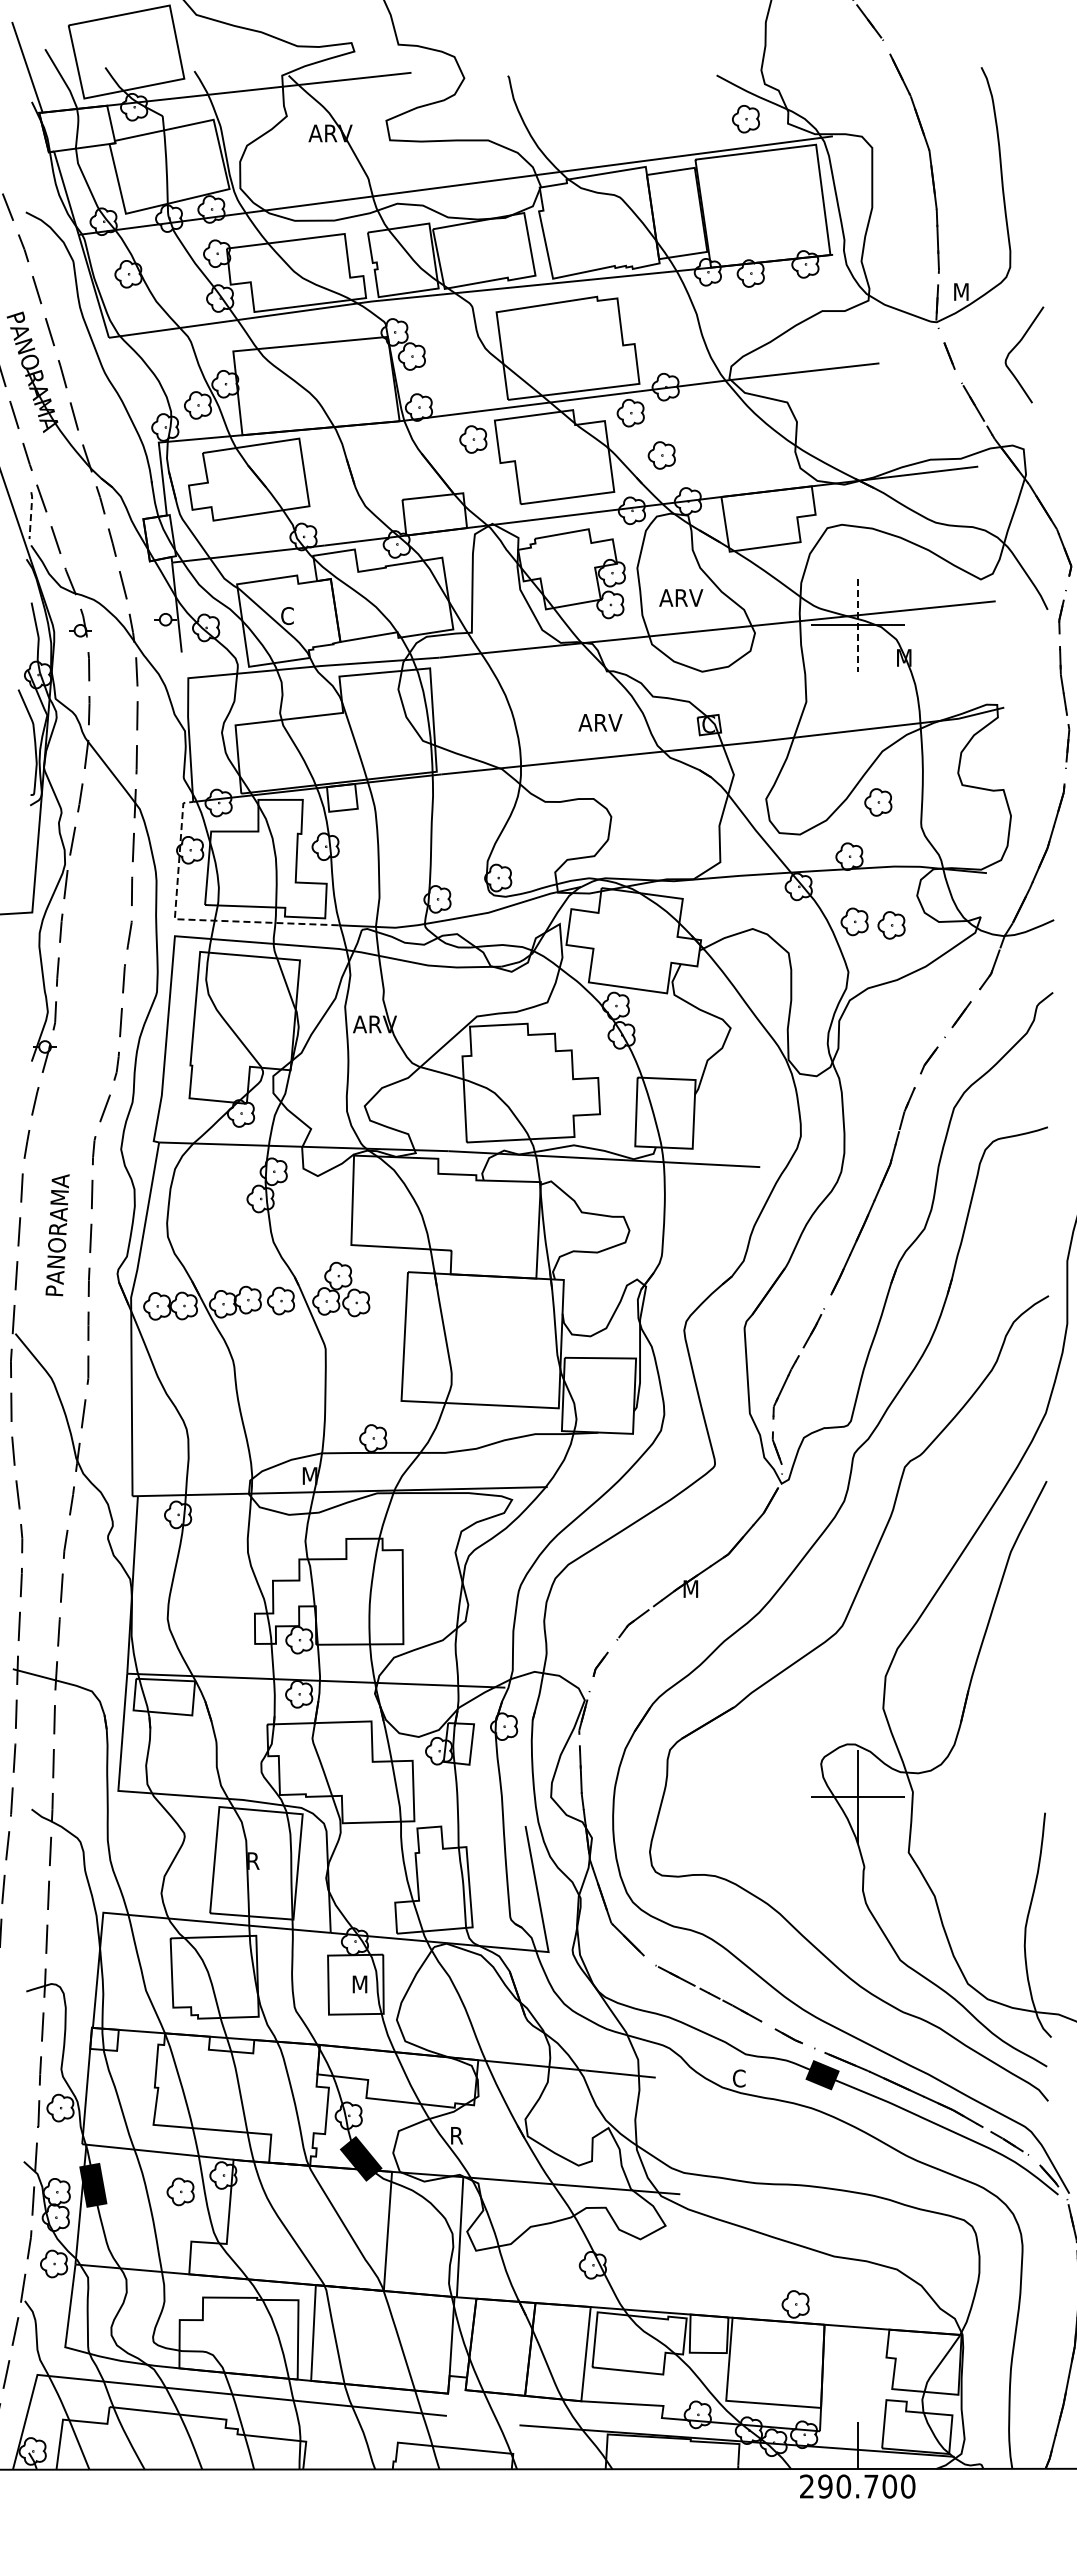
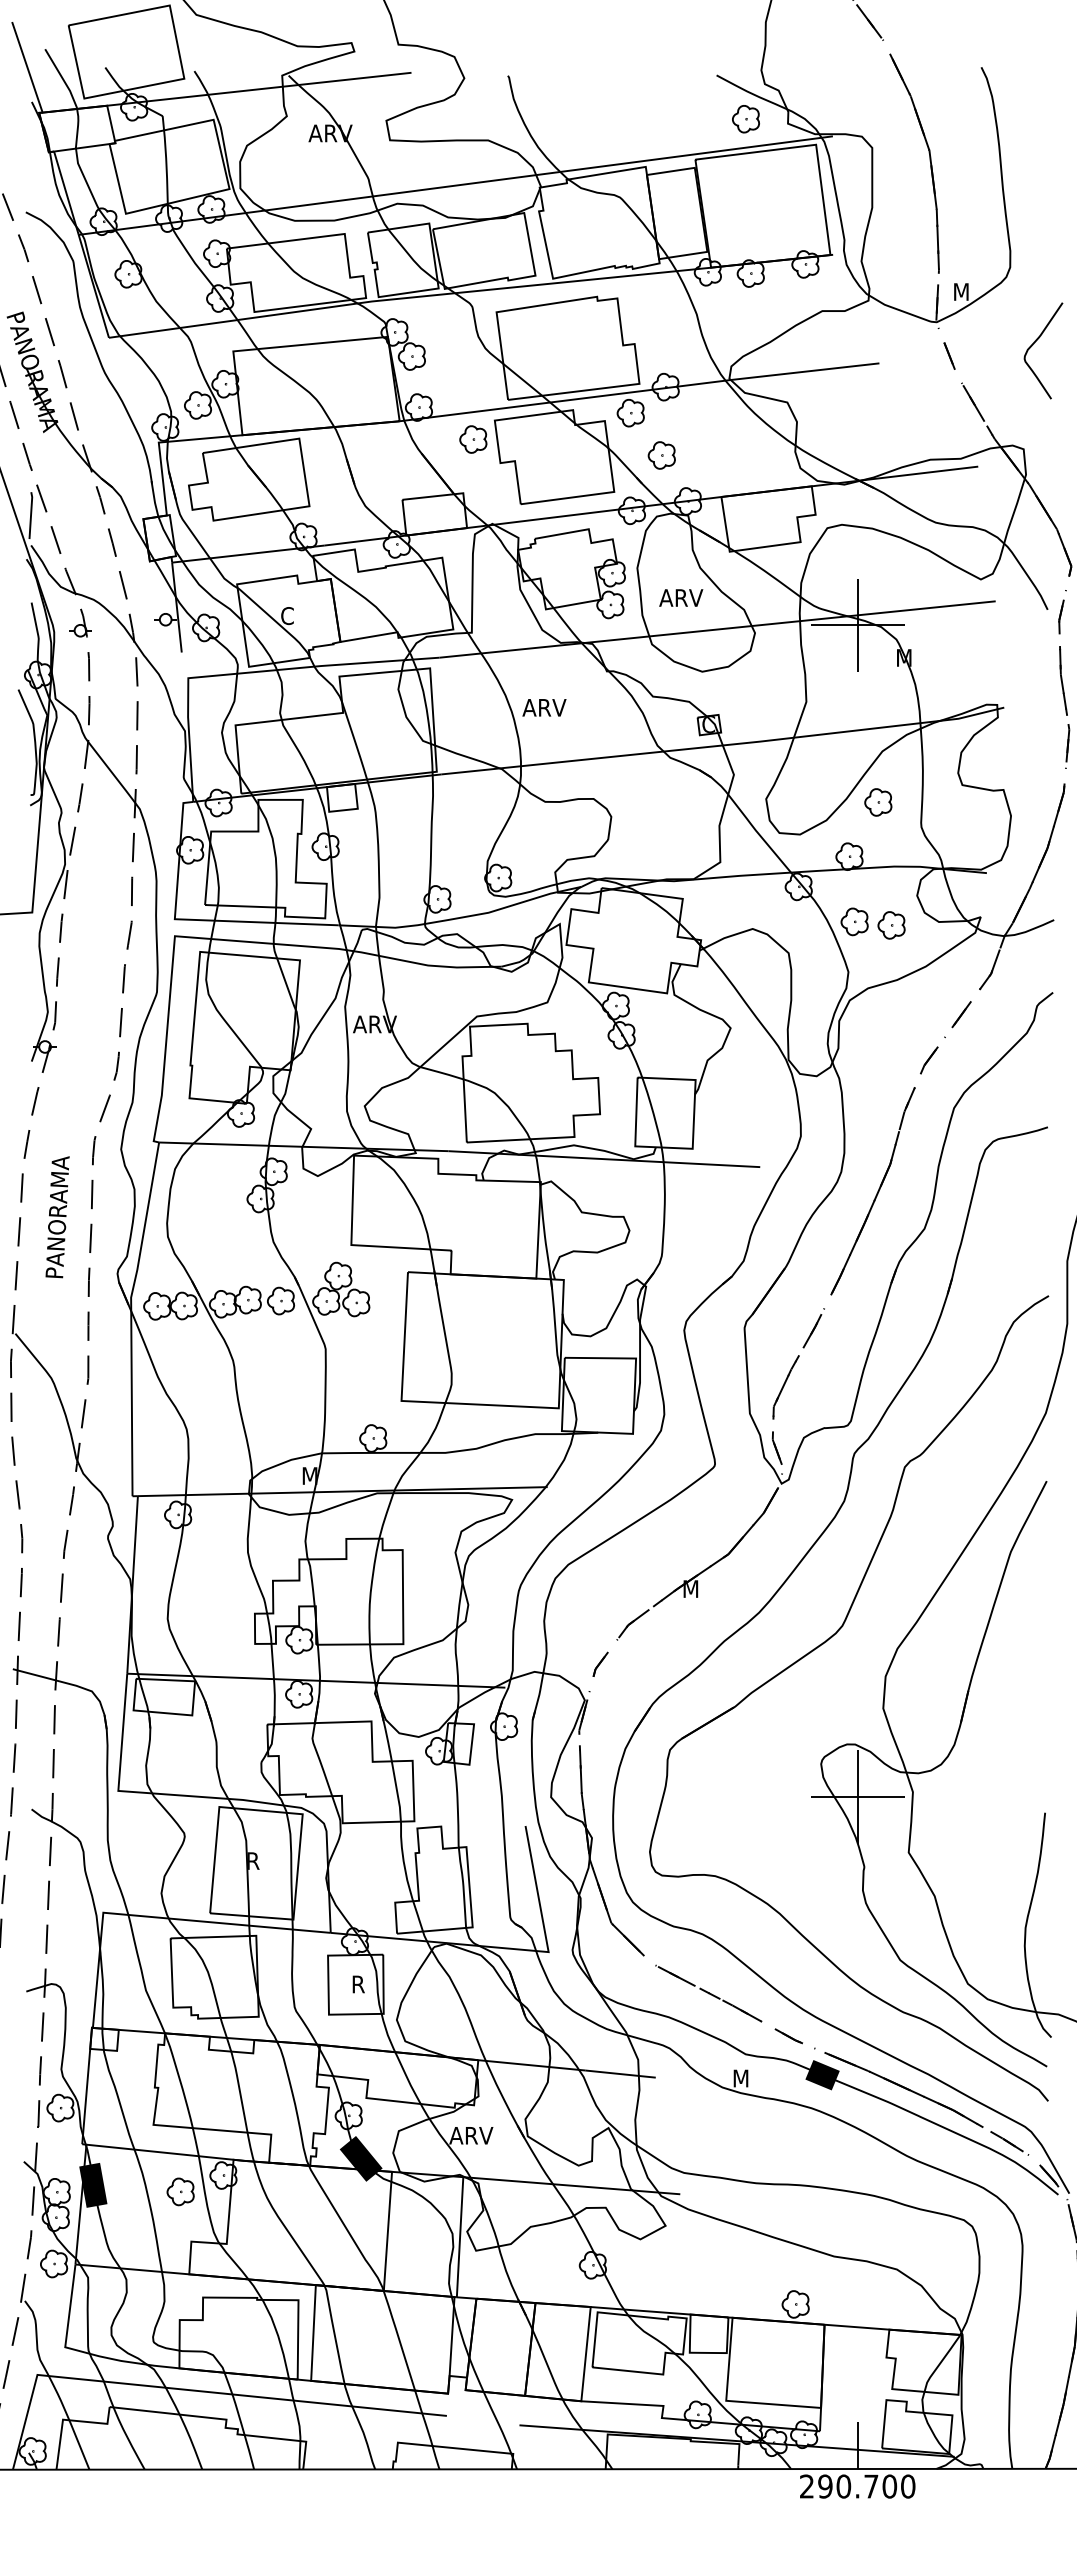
curve position: (1014, 349) -> (1033, 345) (1033, 345)
line: dashed -> solid (31, 514)
line: dashed -> solid (857, 625)
text position: (600, 722) -> (544, 707) (544, 707)
line: dashed -> solid (191, 919)
text position: (57, 1235) -> (57, 1217) (57, 1217)
text: M -> R (360, 1984)
text: C -> M (740, 2078)
text: R -> ARV (471, 2135)
